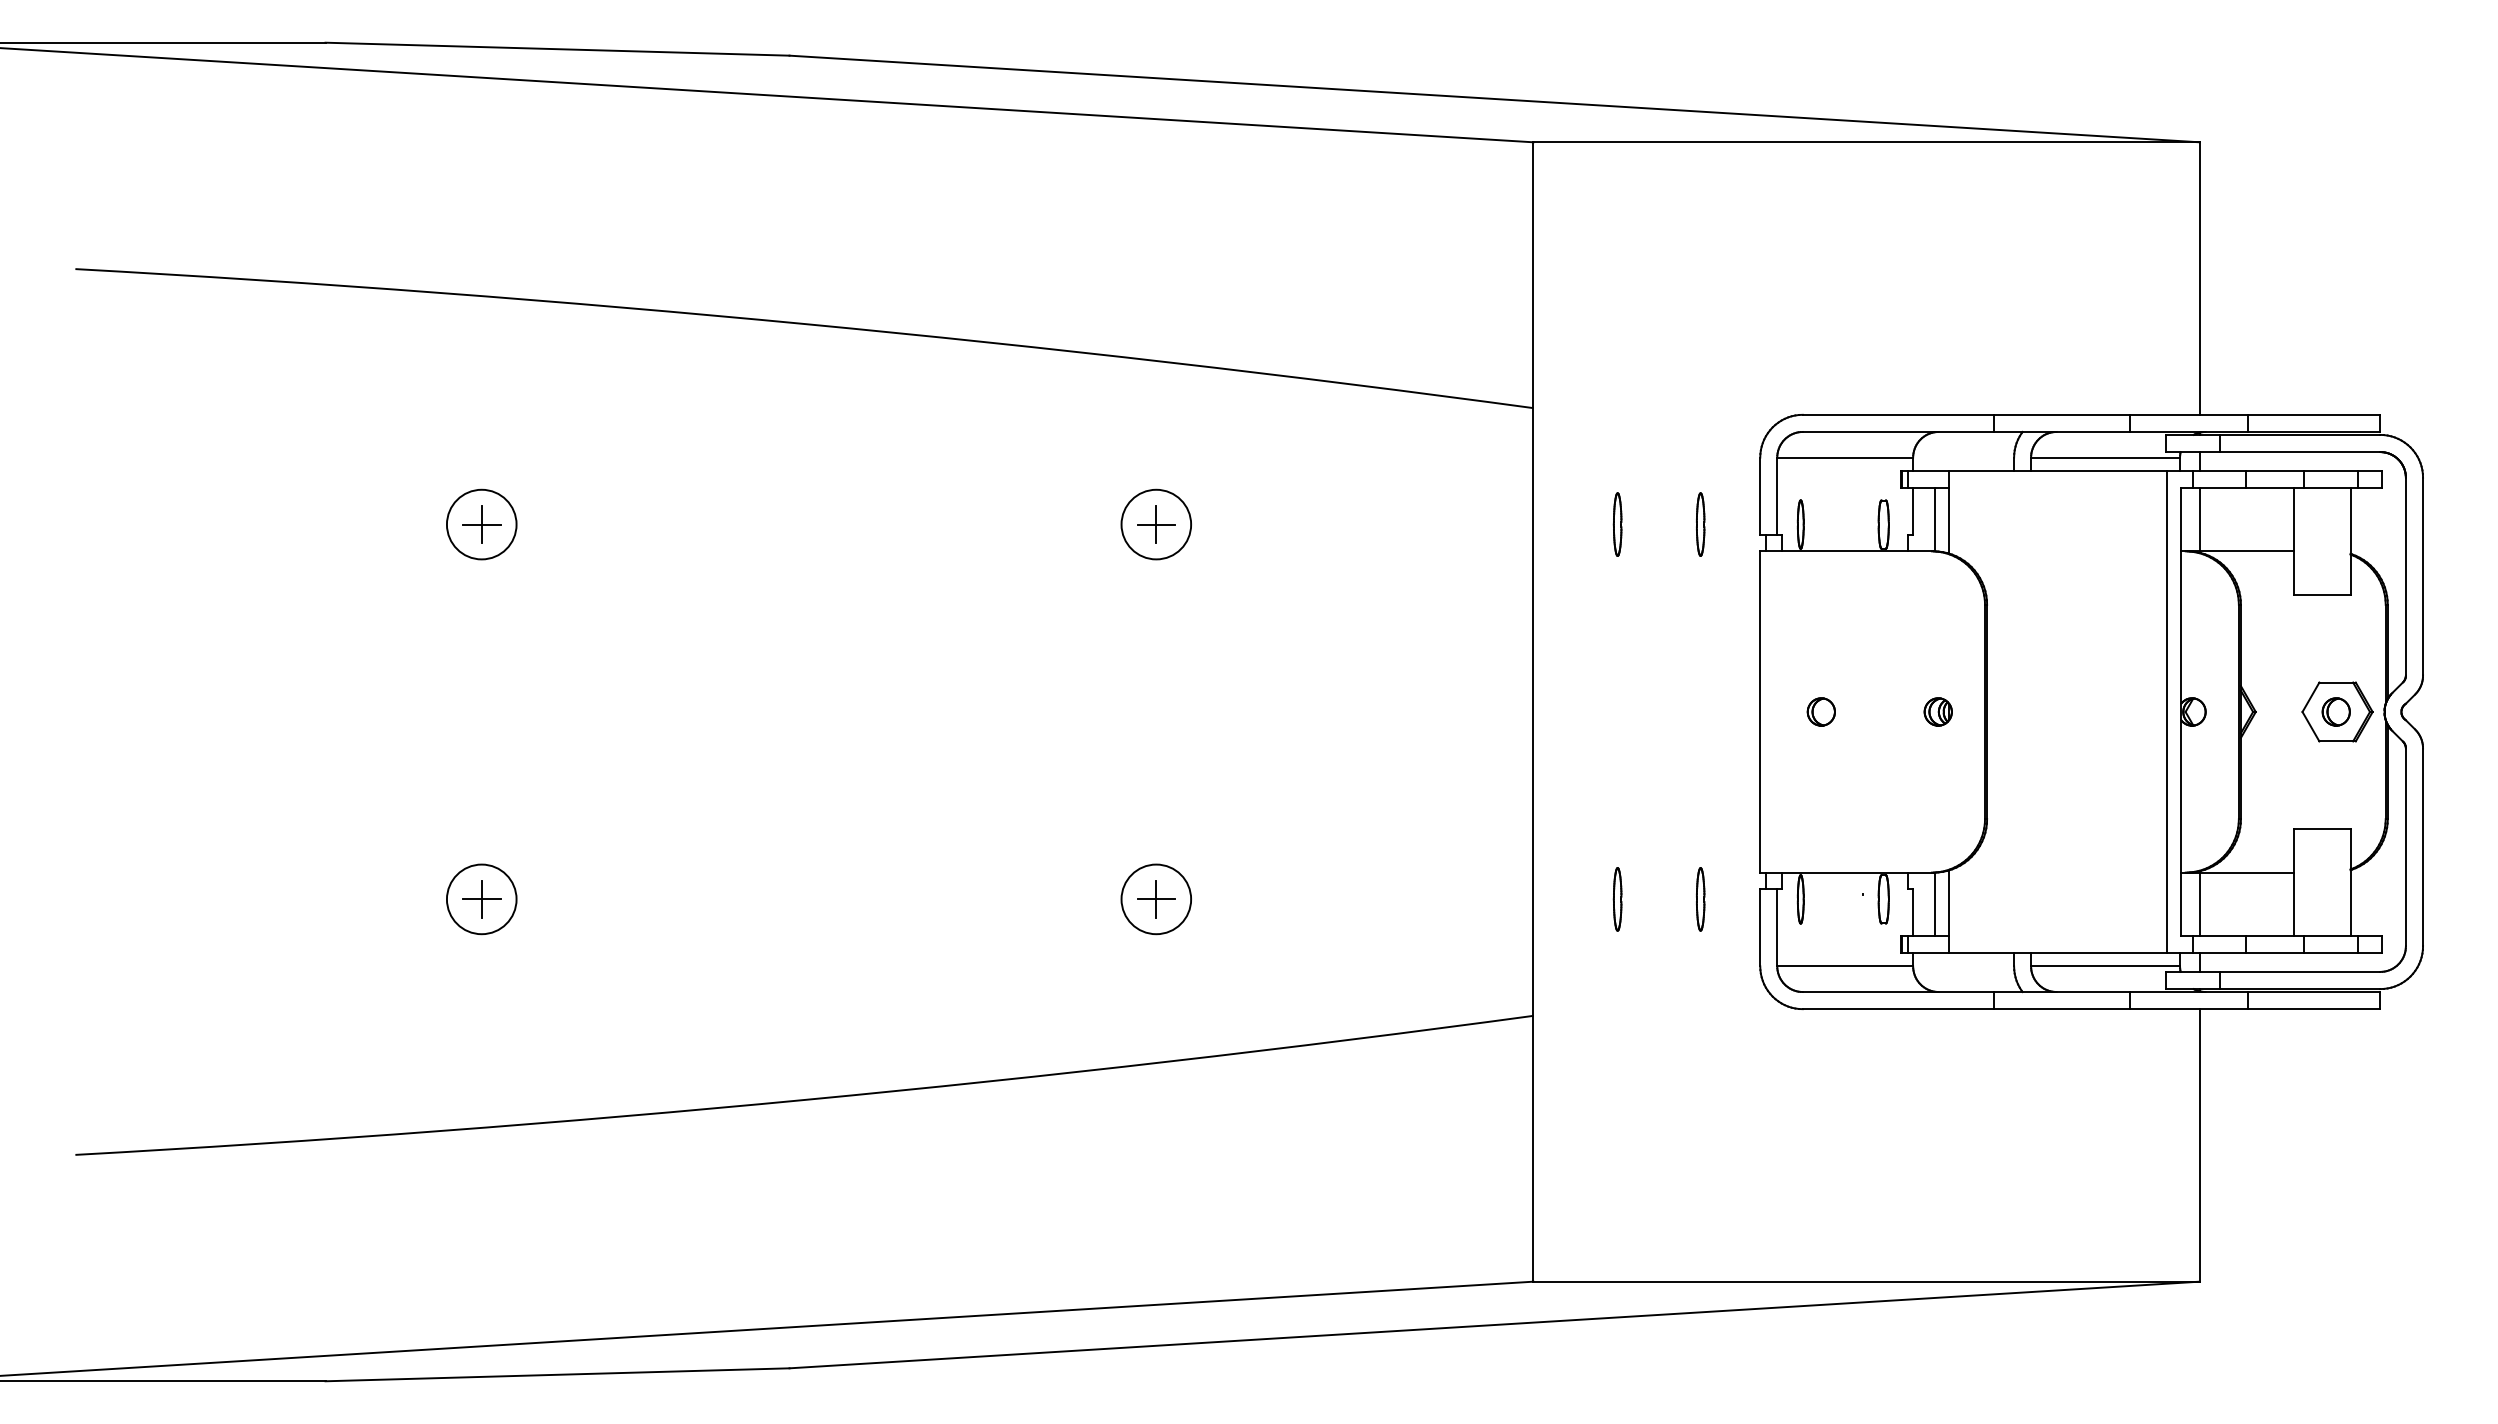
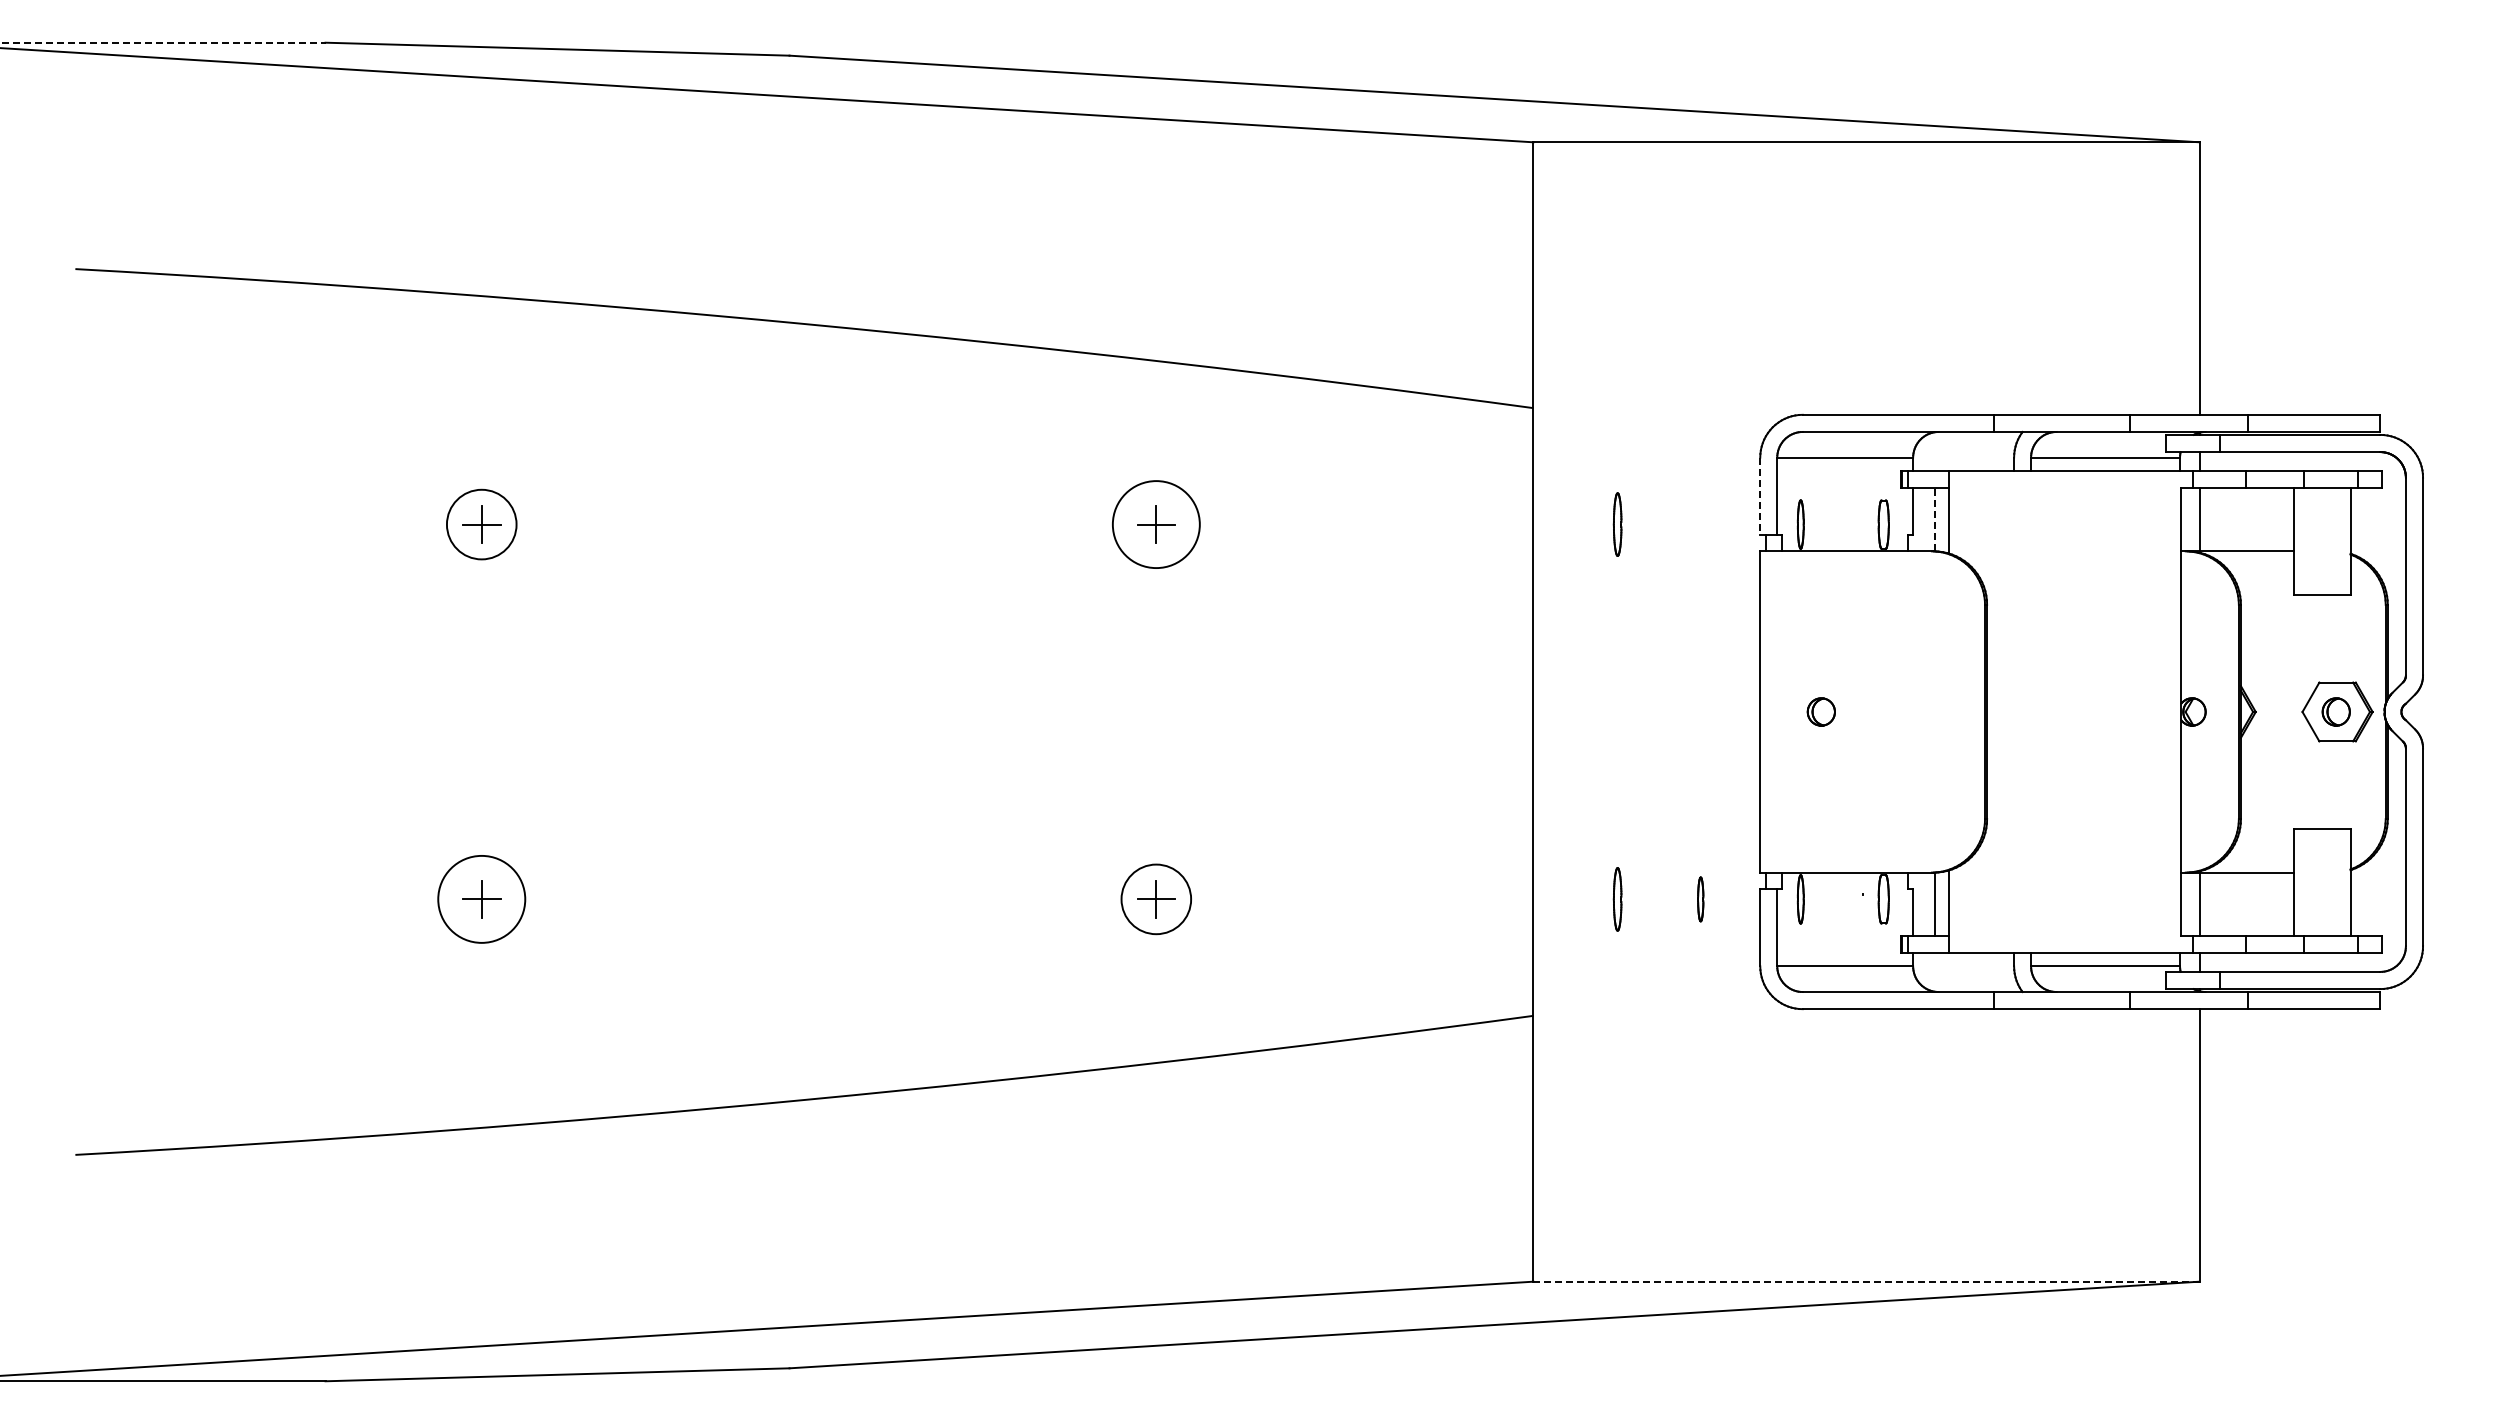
line: solid -> dashed (163, 42)
line: solid -> dashed (1760, 496)
line: solid -> dashed (1935, 519)
circle diameter: 70 px -> 87 px (1155, 524)
part: present -> none (1700, 524)
part: present -> none (1937, 711)
line: present -> none (2166, 711)
circle diameter: 70 px -> 87 px (481, 898)
part size: 10x65 px -> 8x47 px (1700, 899)
line: solid -> dashed (1867, 1281)
